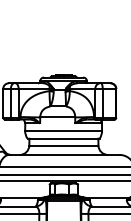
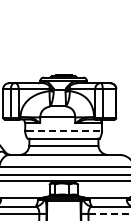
line: solid -> dashed (65, 130)
line: solid -> dashed (109, 213)
